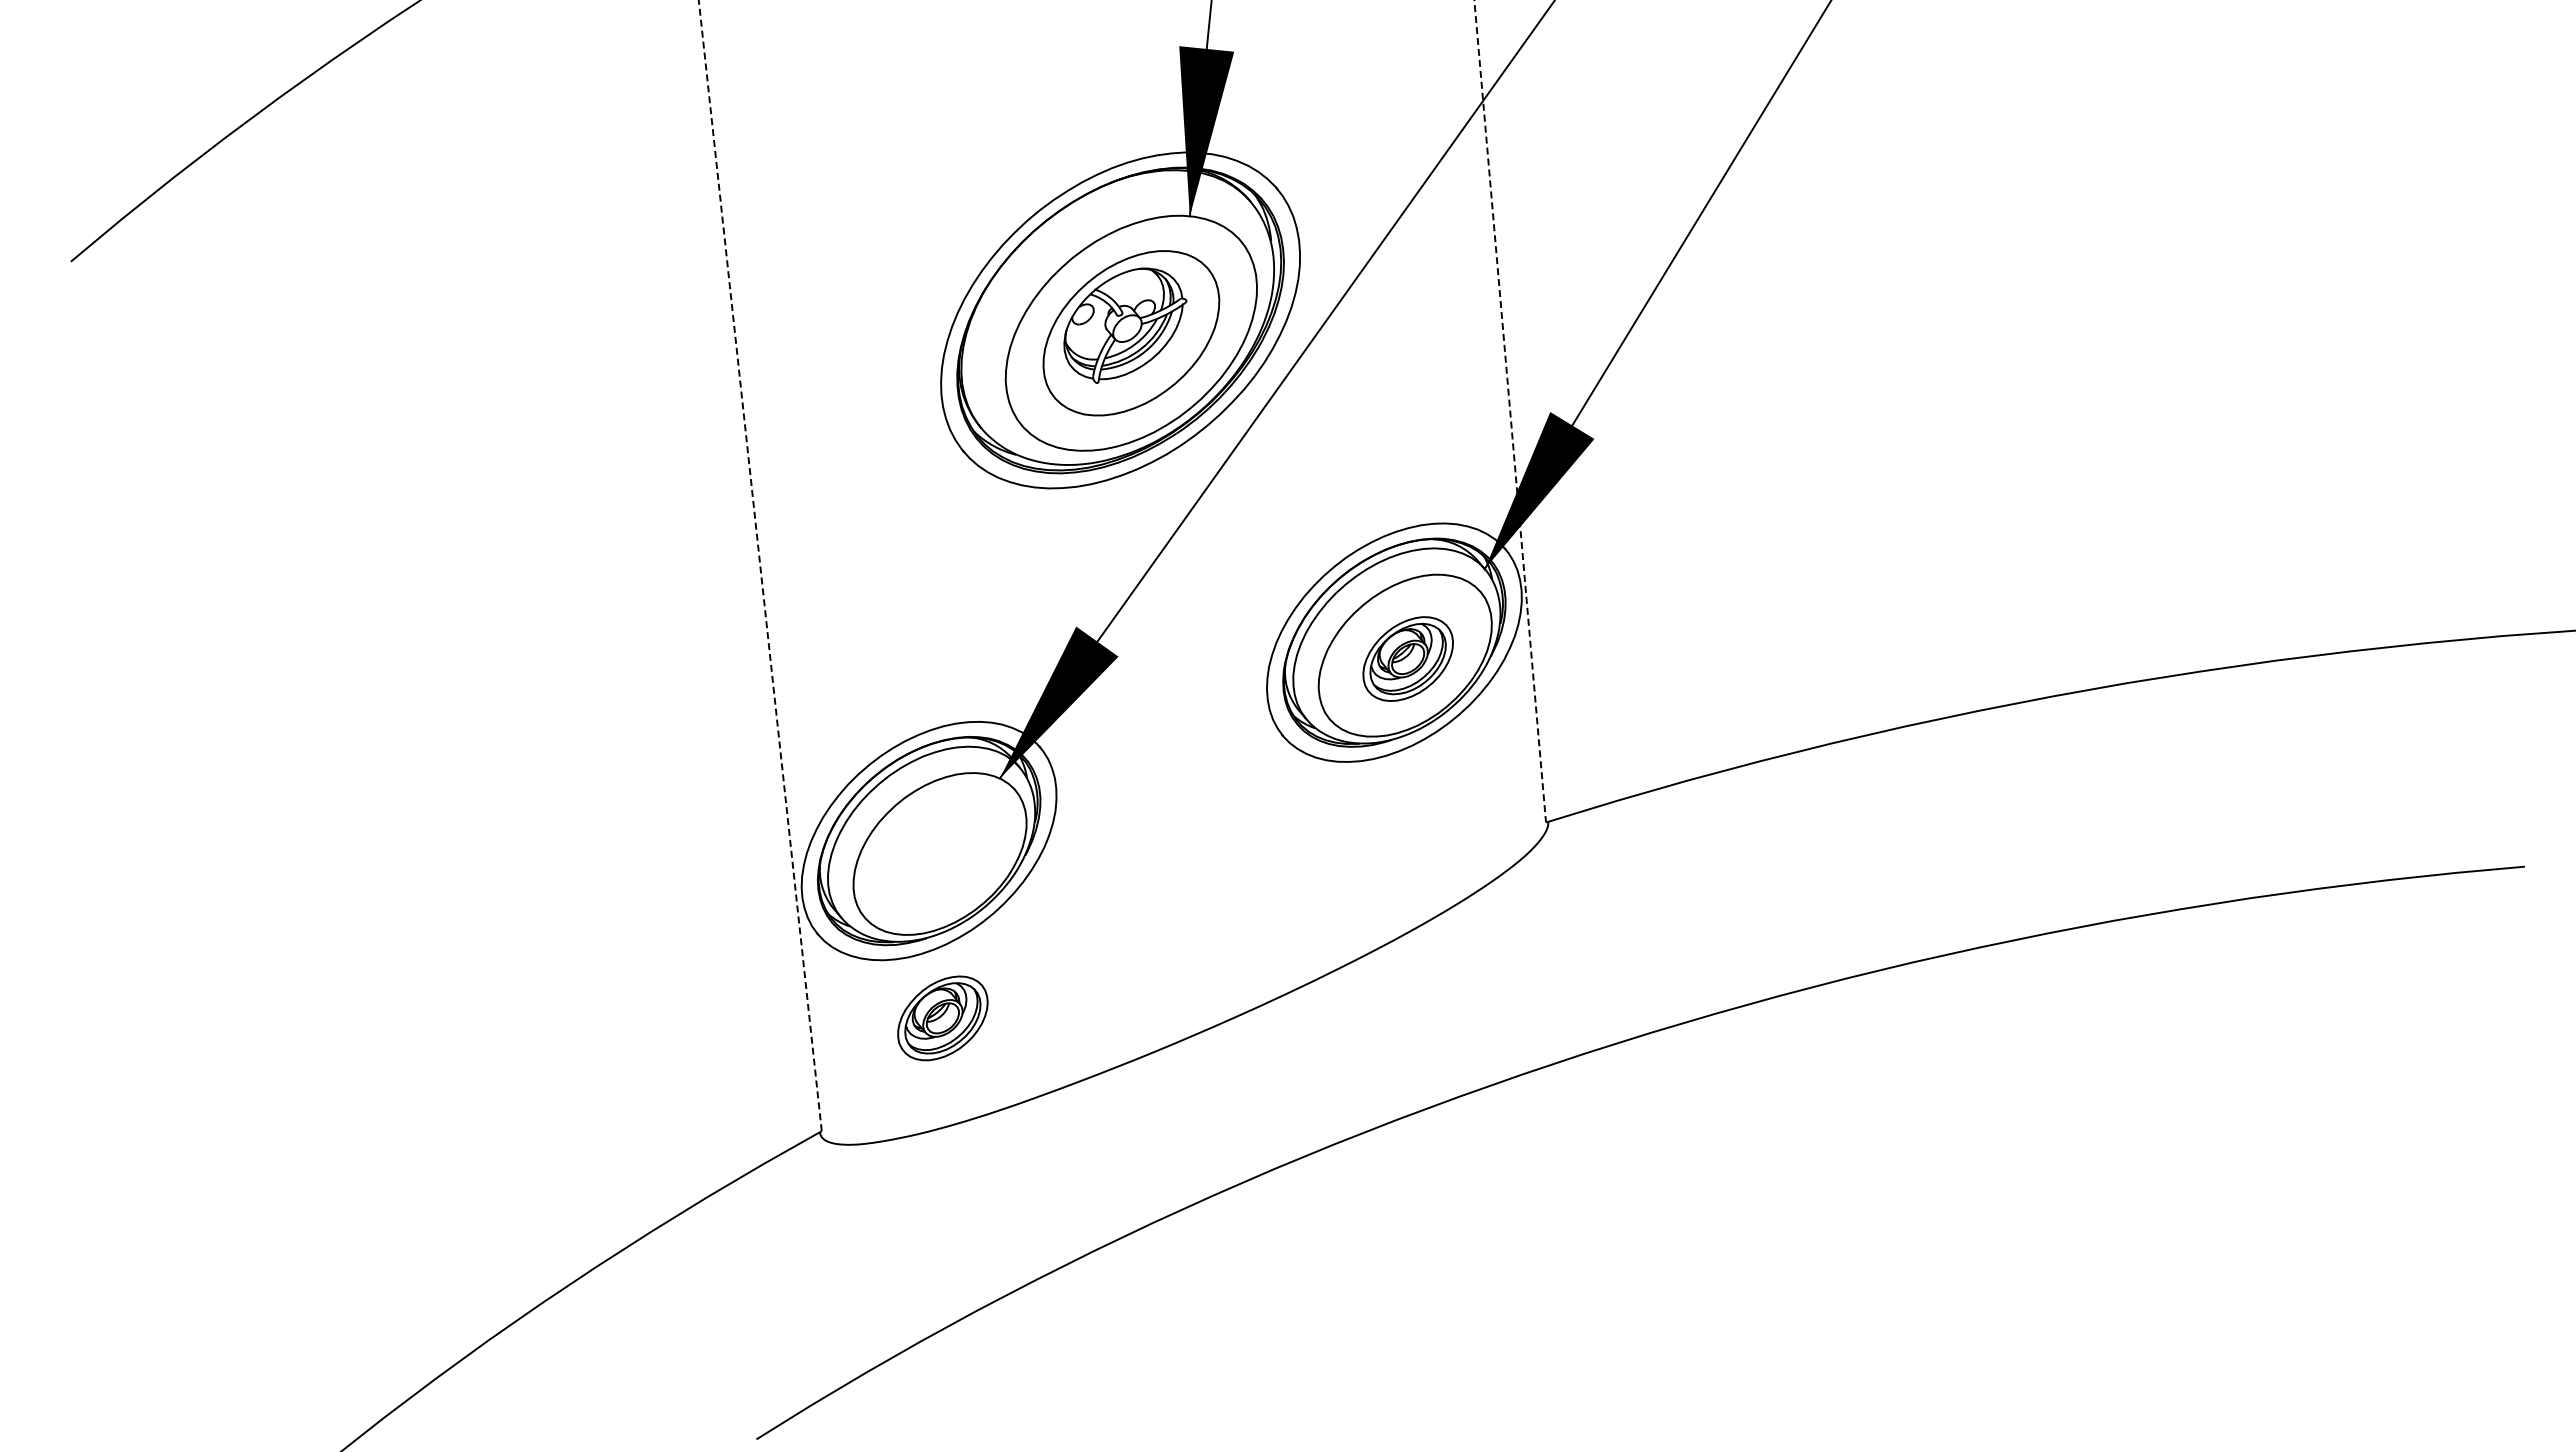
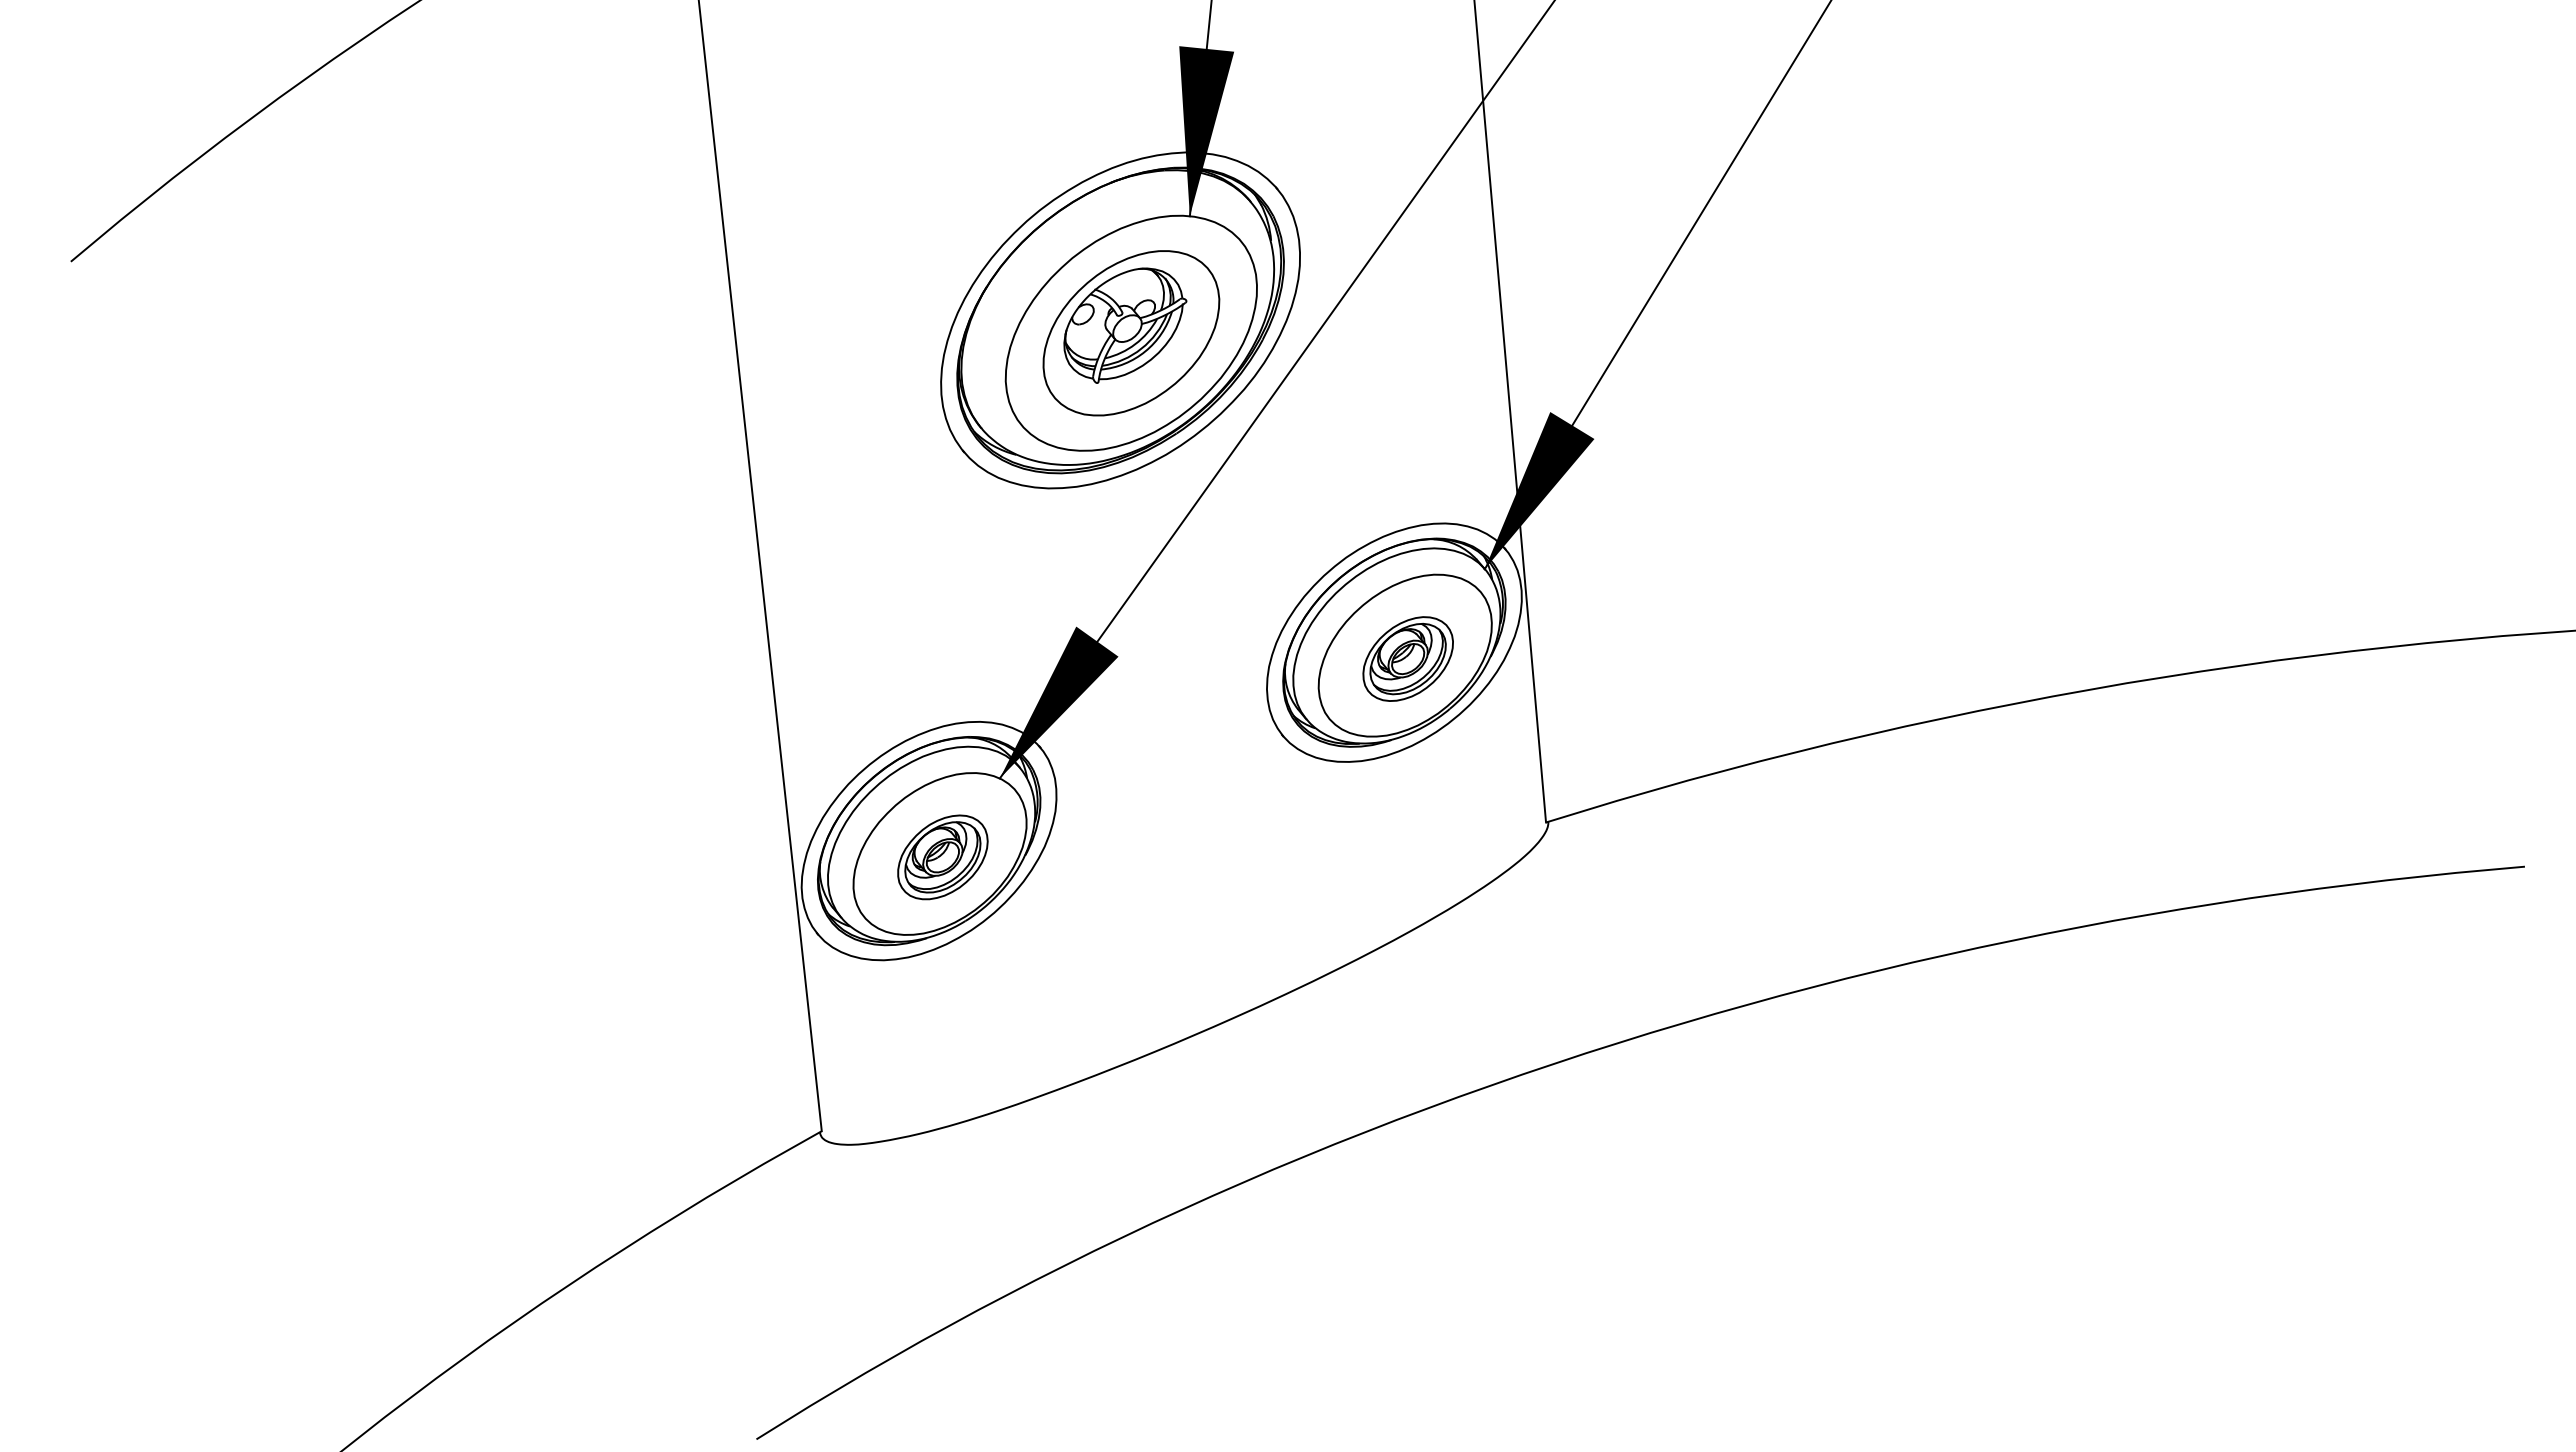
line: dashed -> solid (1510, 412)
line: dashed -> solid (760, 565)
part position: (942, 1018) -> (942, 857) (942, 857)
